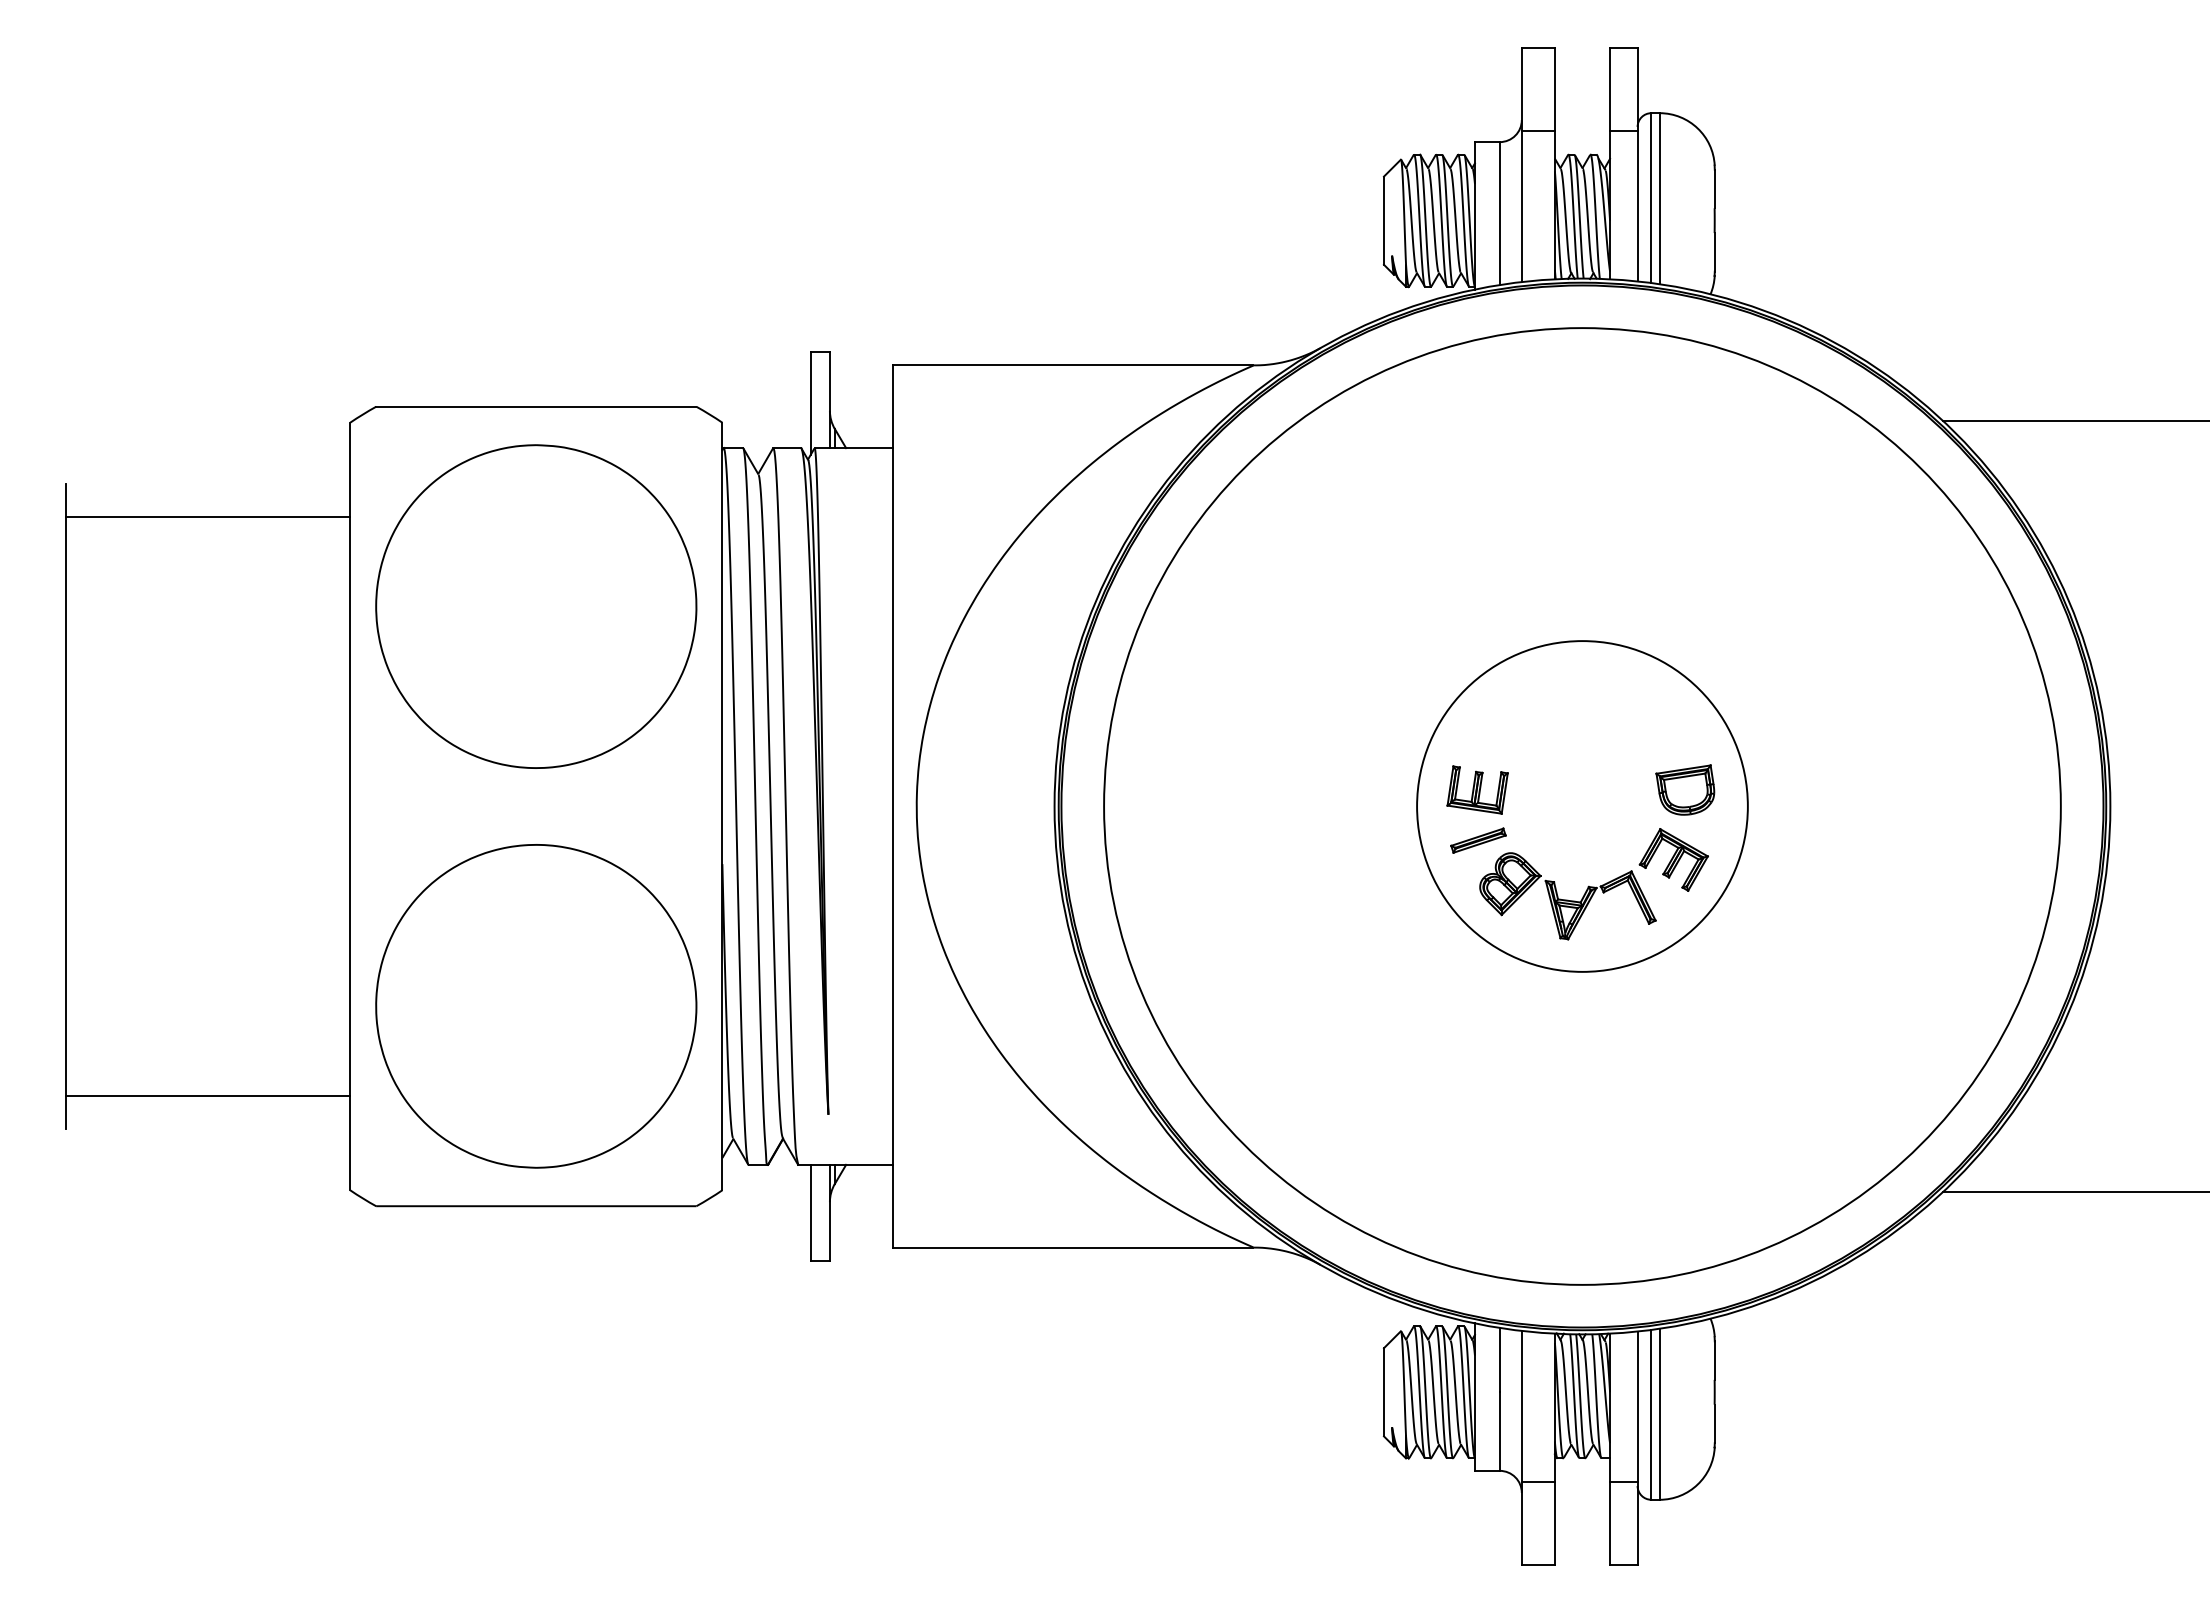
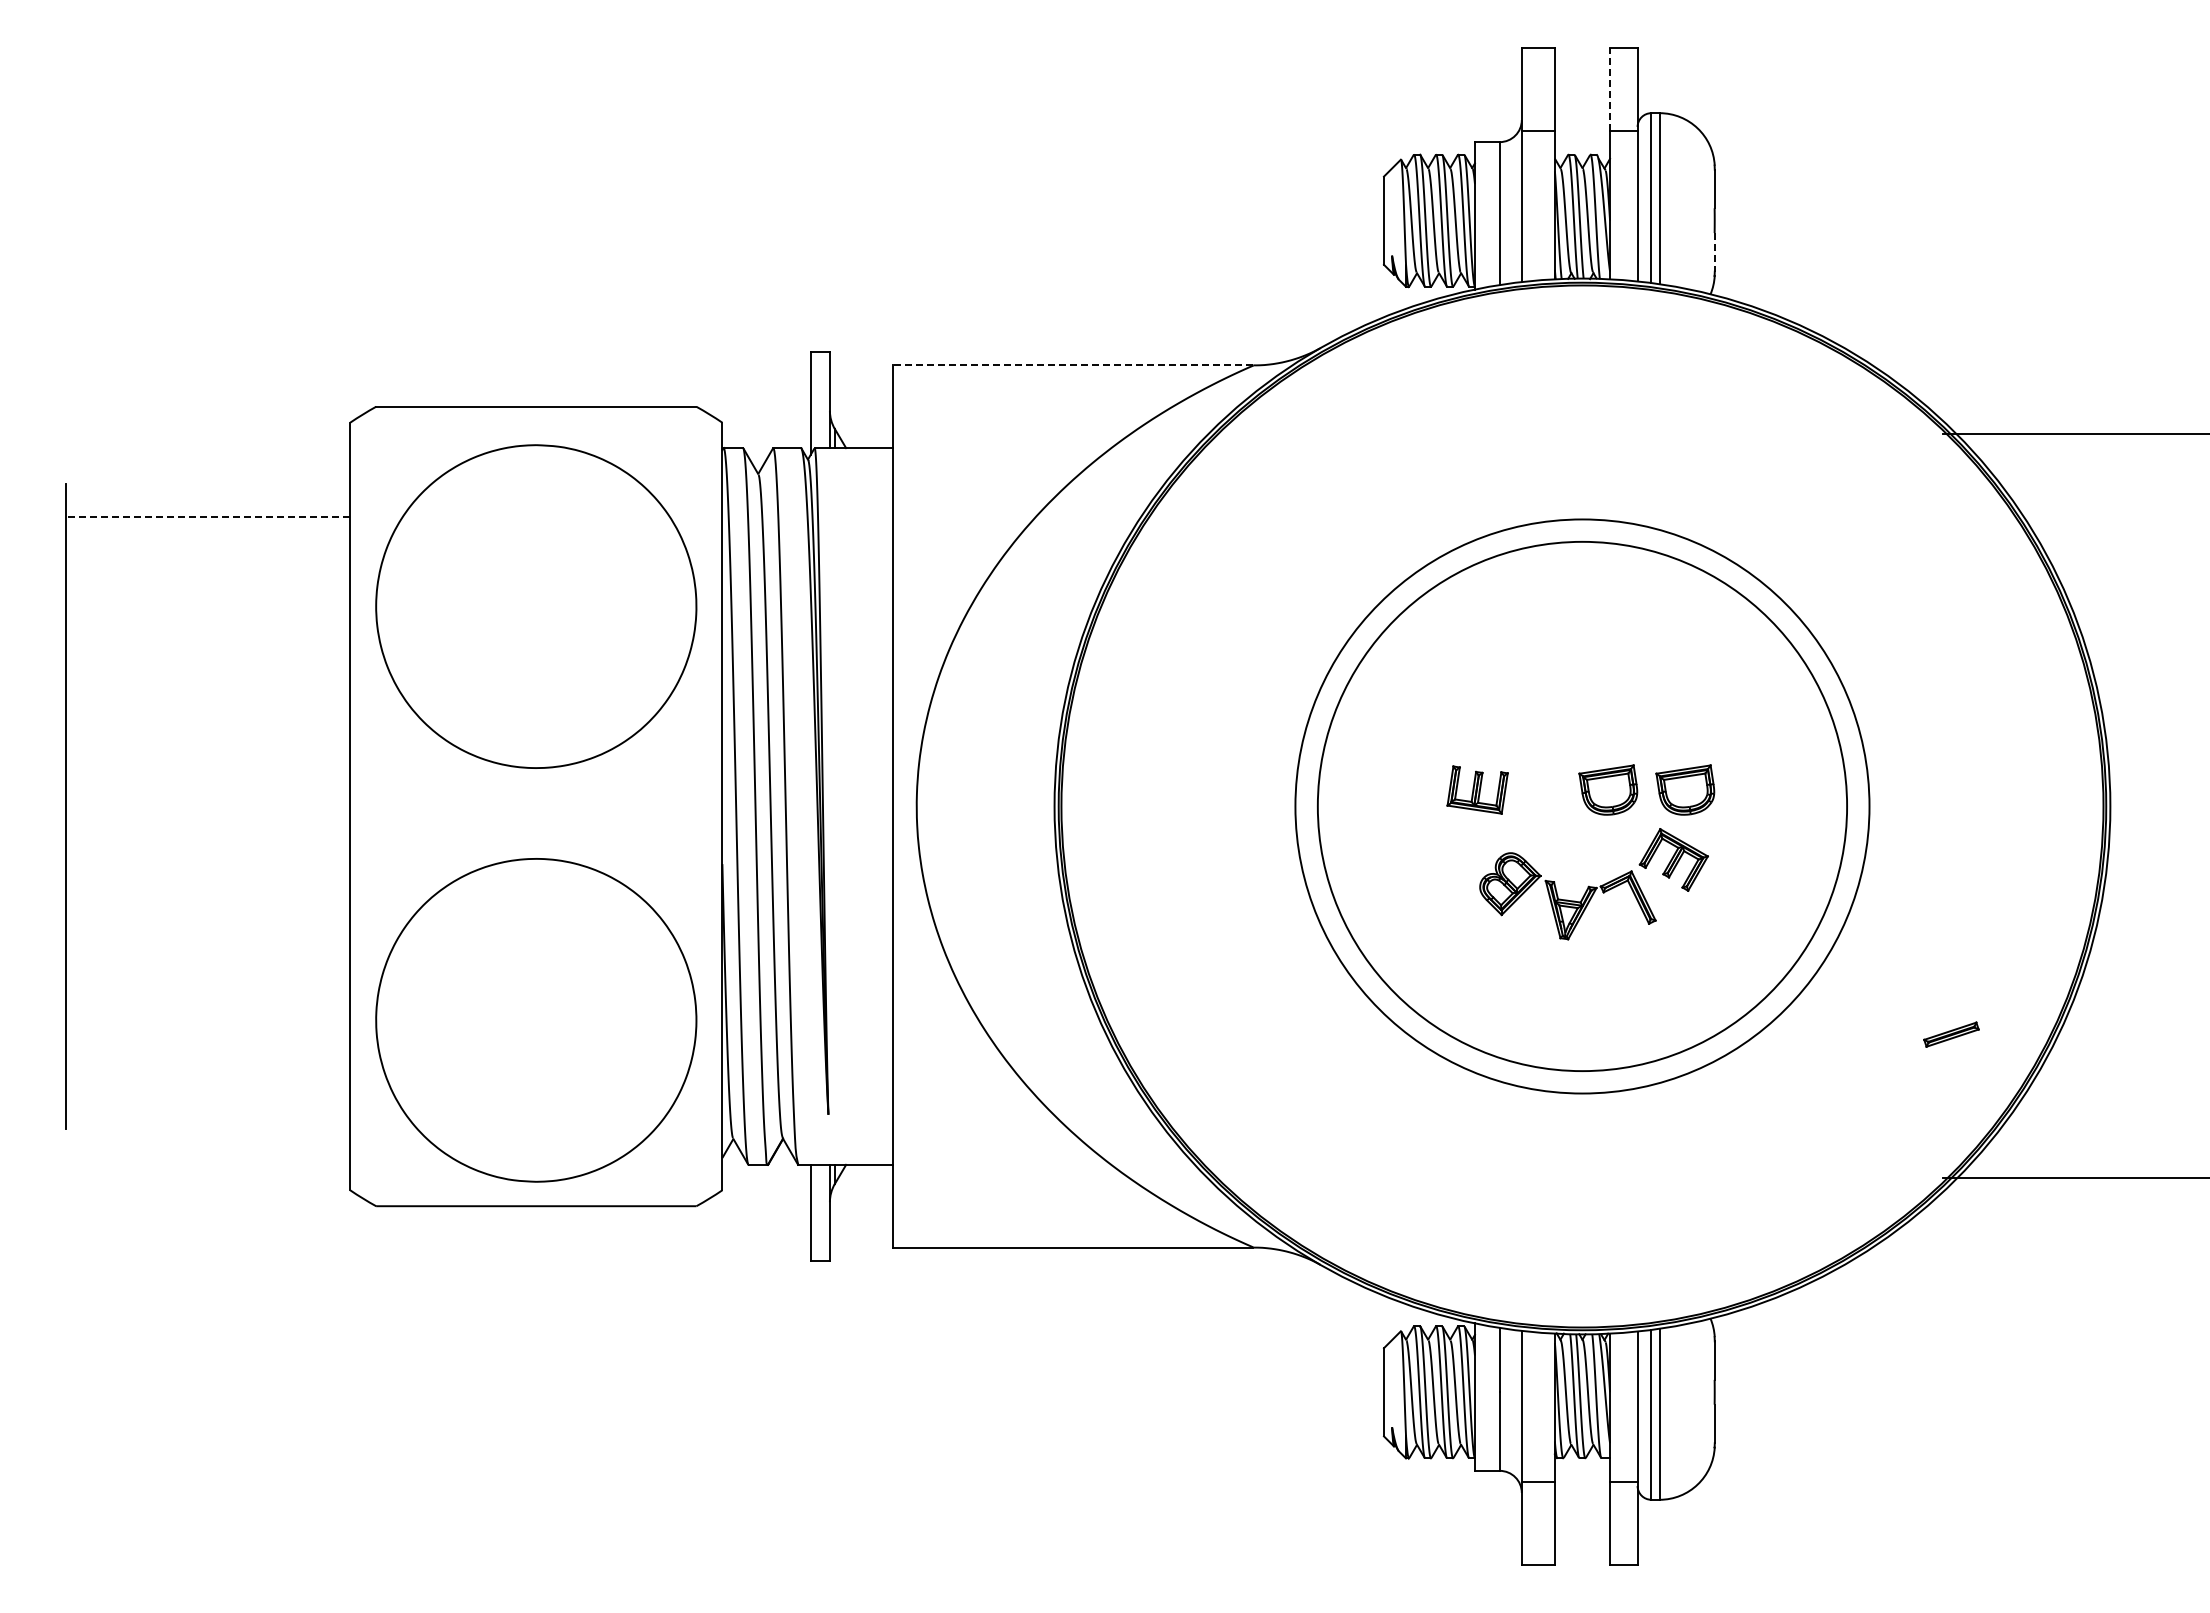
line: solid -> dashed (1610, 89)
line: solid -> dashed (1714, 252)
line: solid -> dashed (1072, 365)
line position: (2074, 420) -> (2074, 433) (2074, 433)
line: solid -> dashed (208, 517)
part: none -> present (1608, 789)
circle diameter: 331 px -> 529 px (1582, 806)
circle diameter: 957 px -> 574 px (1582, 806)
part position: (1478, 840) -> (1951, 1034) (1951, 1034)
part position: (536, 1006) -> (536, 1020) (536, 1020)
line: present -> none (208, 1095)
line position: (2074, 1192) -> (2074, 1178) (2074, 1178)
